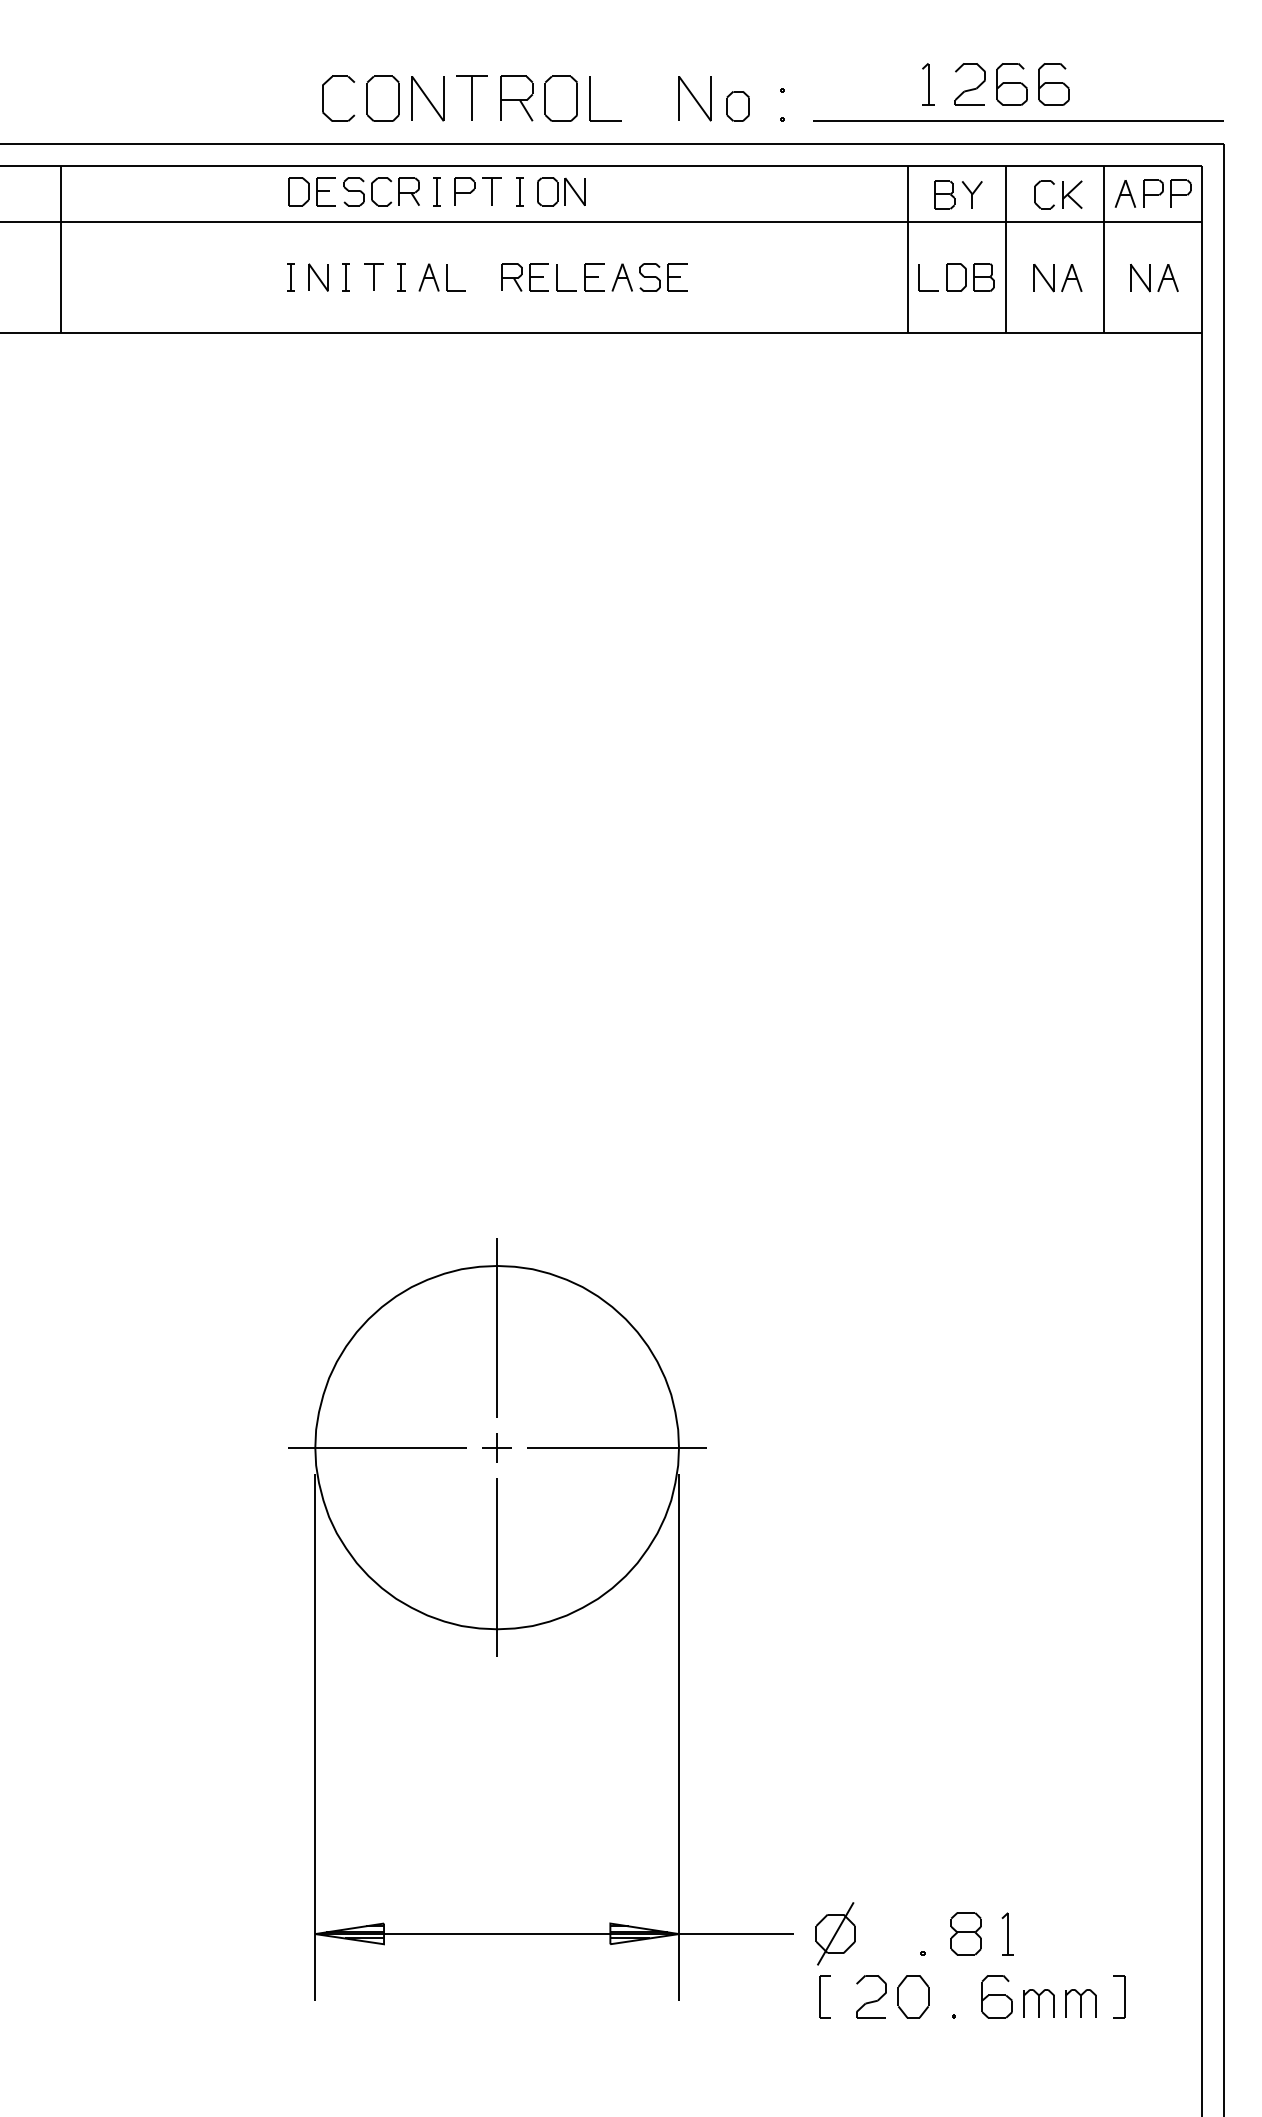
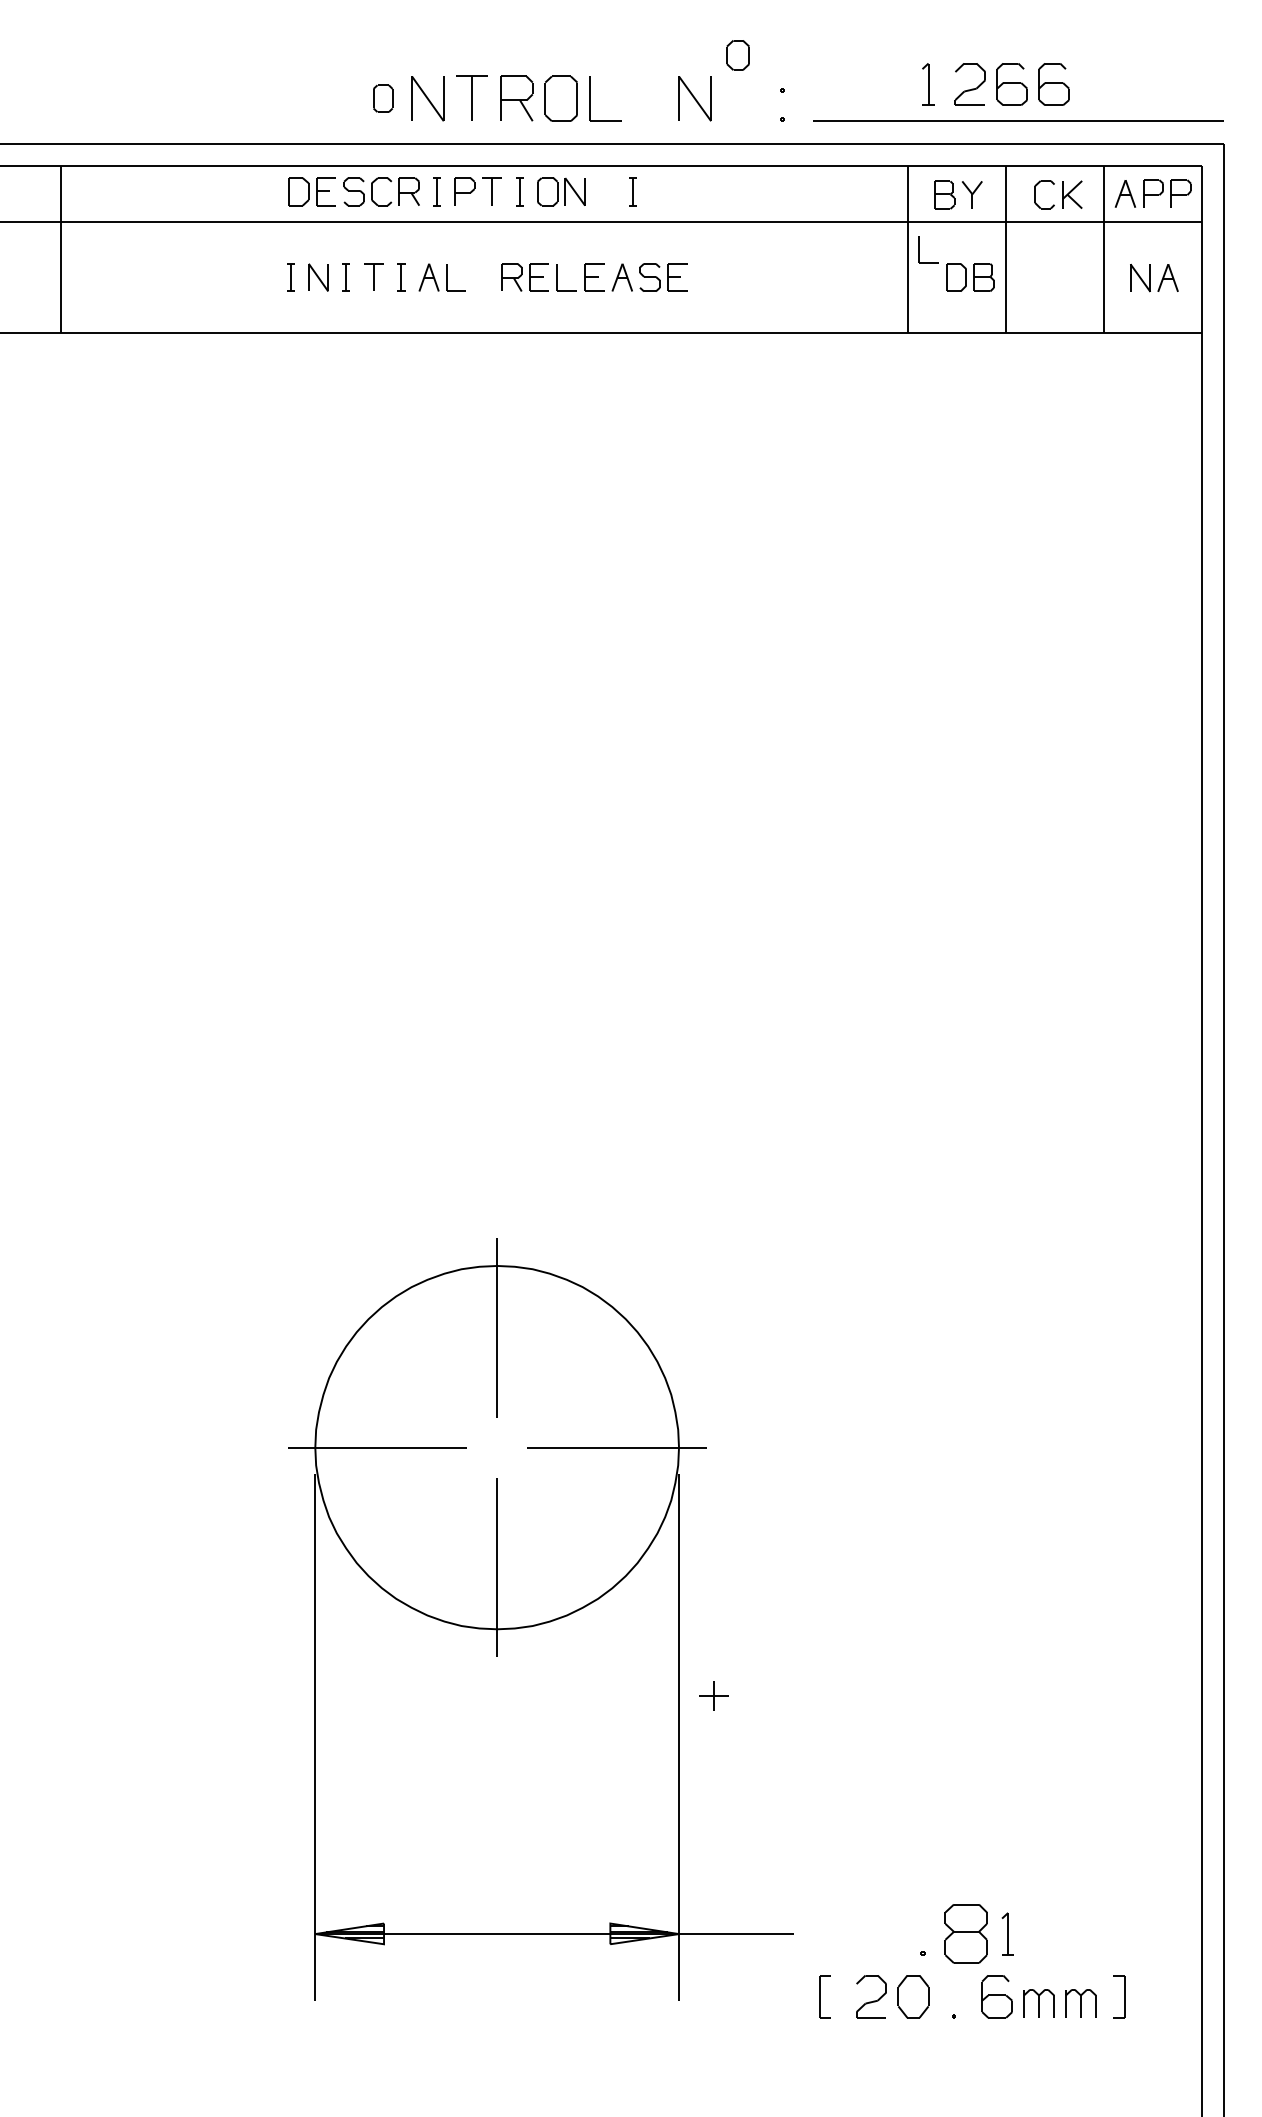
part: present -> none (323, 98)
part size: 34x47 px -> 21x29 px (383, 98)
part position: (737, 106) -> (737, 55) (737, 55)
part: none -> present (632, 191)
part position: (919, 277) -> (919, 249) (919, 249)
part: present -> none (1057, 278)
part position: (496, 1447) -> (713, 1695) (713, 1695)
part: present -> none (835, 1933)
part size: 32x44 px -> 44x60 px (965, 1933)
